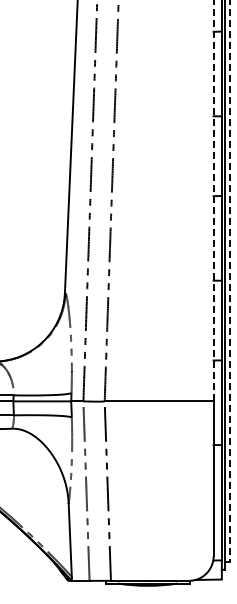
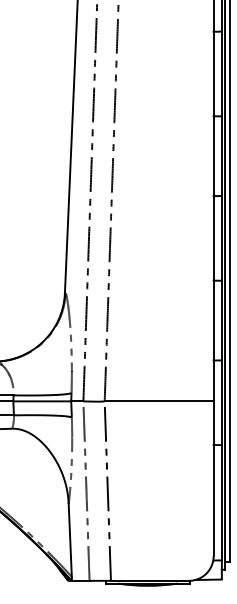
line: dashed -> solid (213, 200)
line: dashed -> solid (230, 280)
